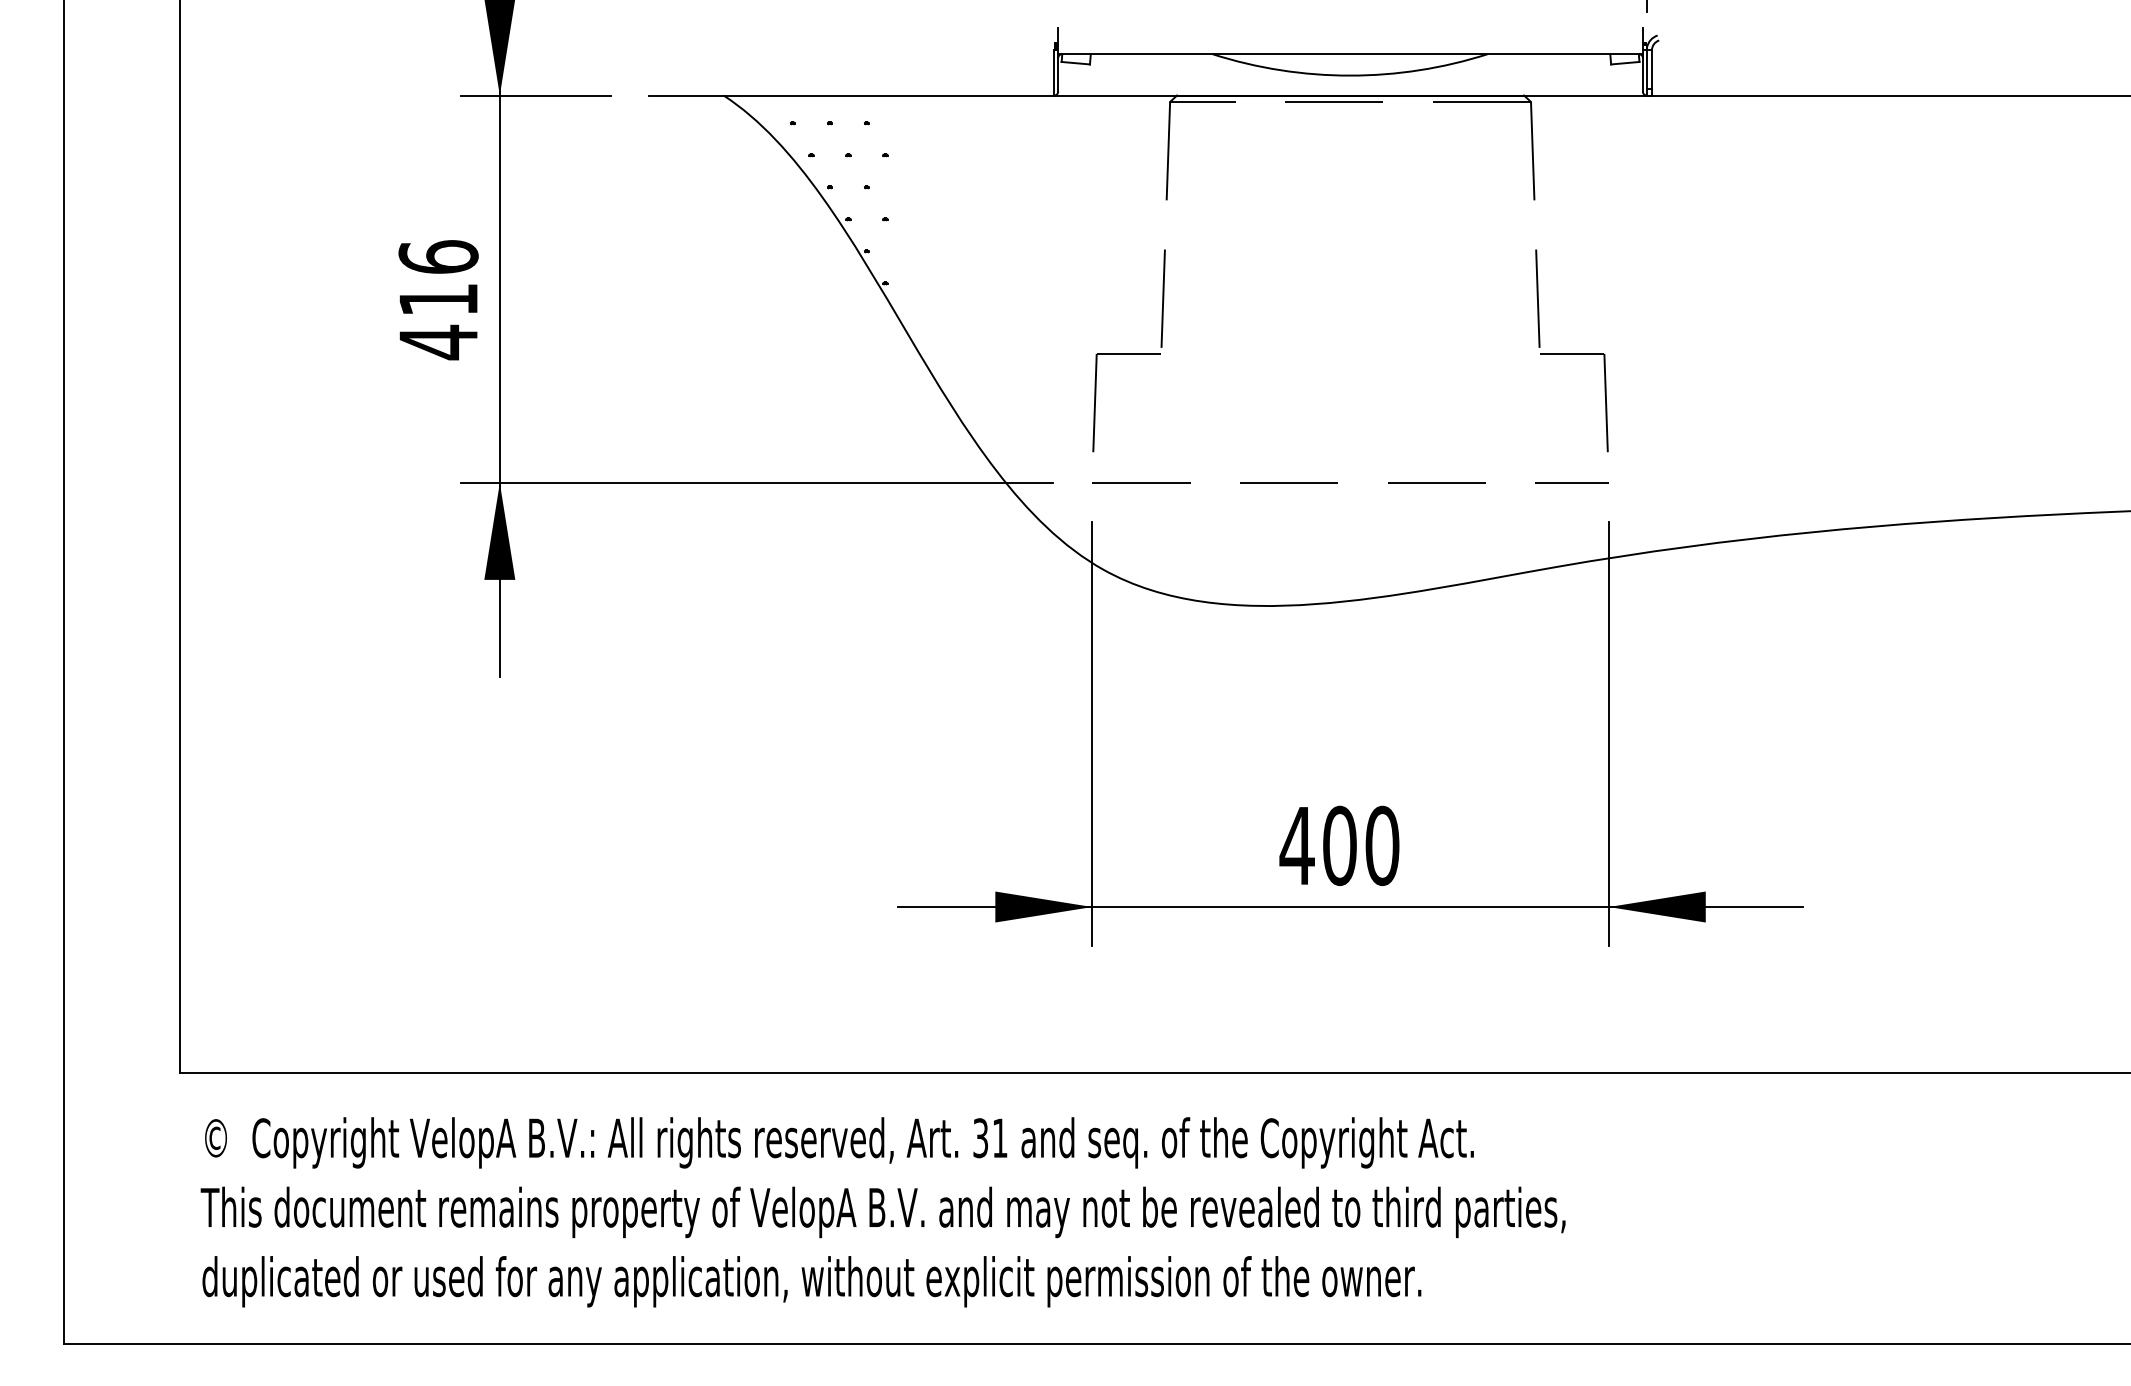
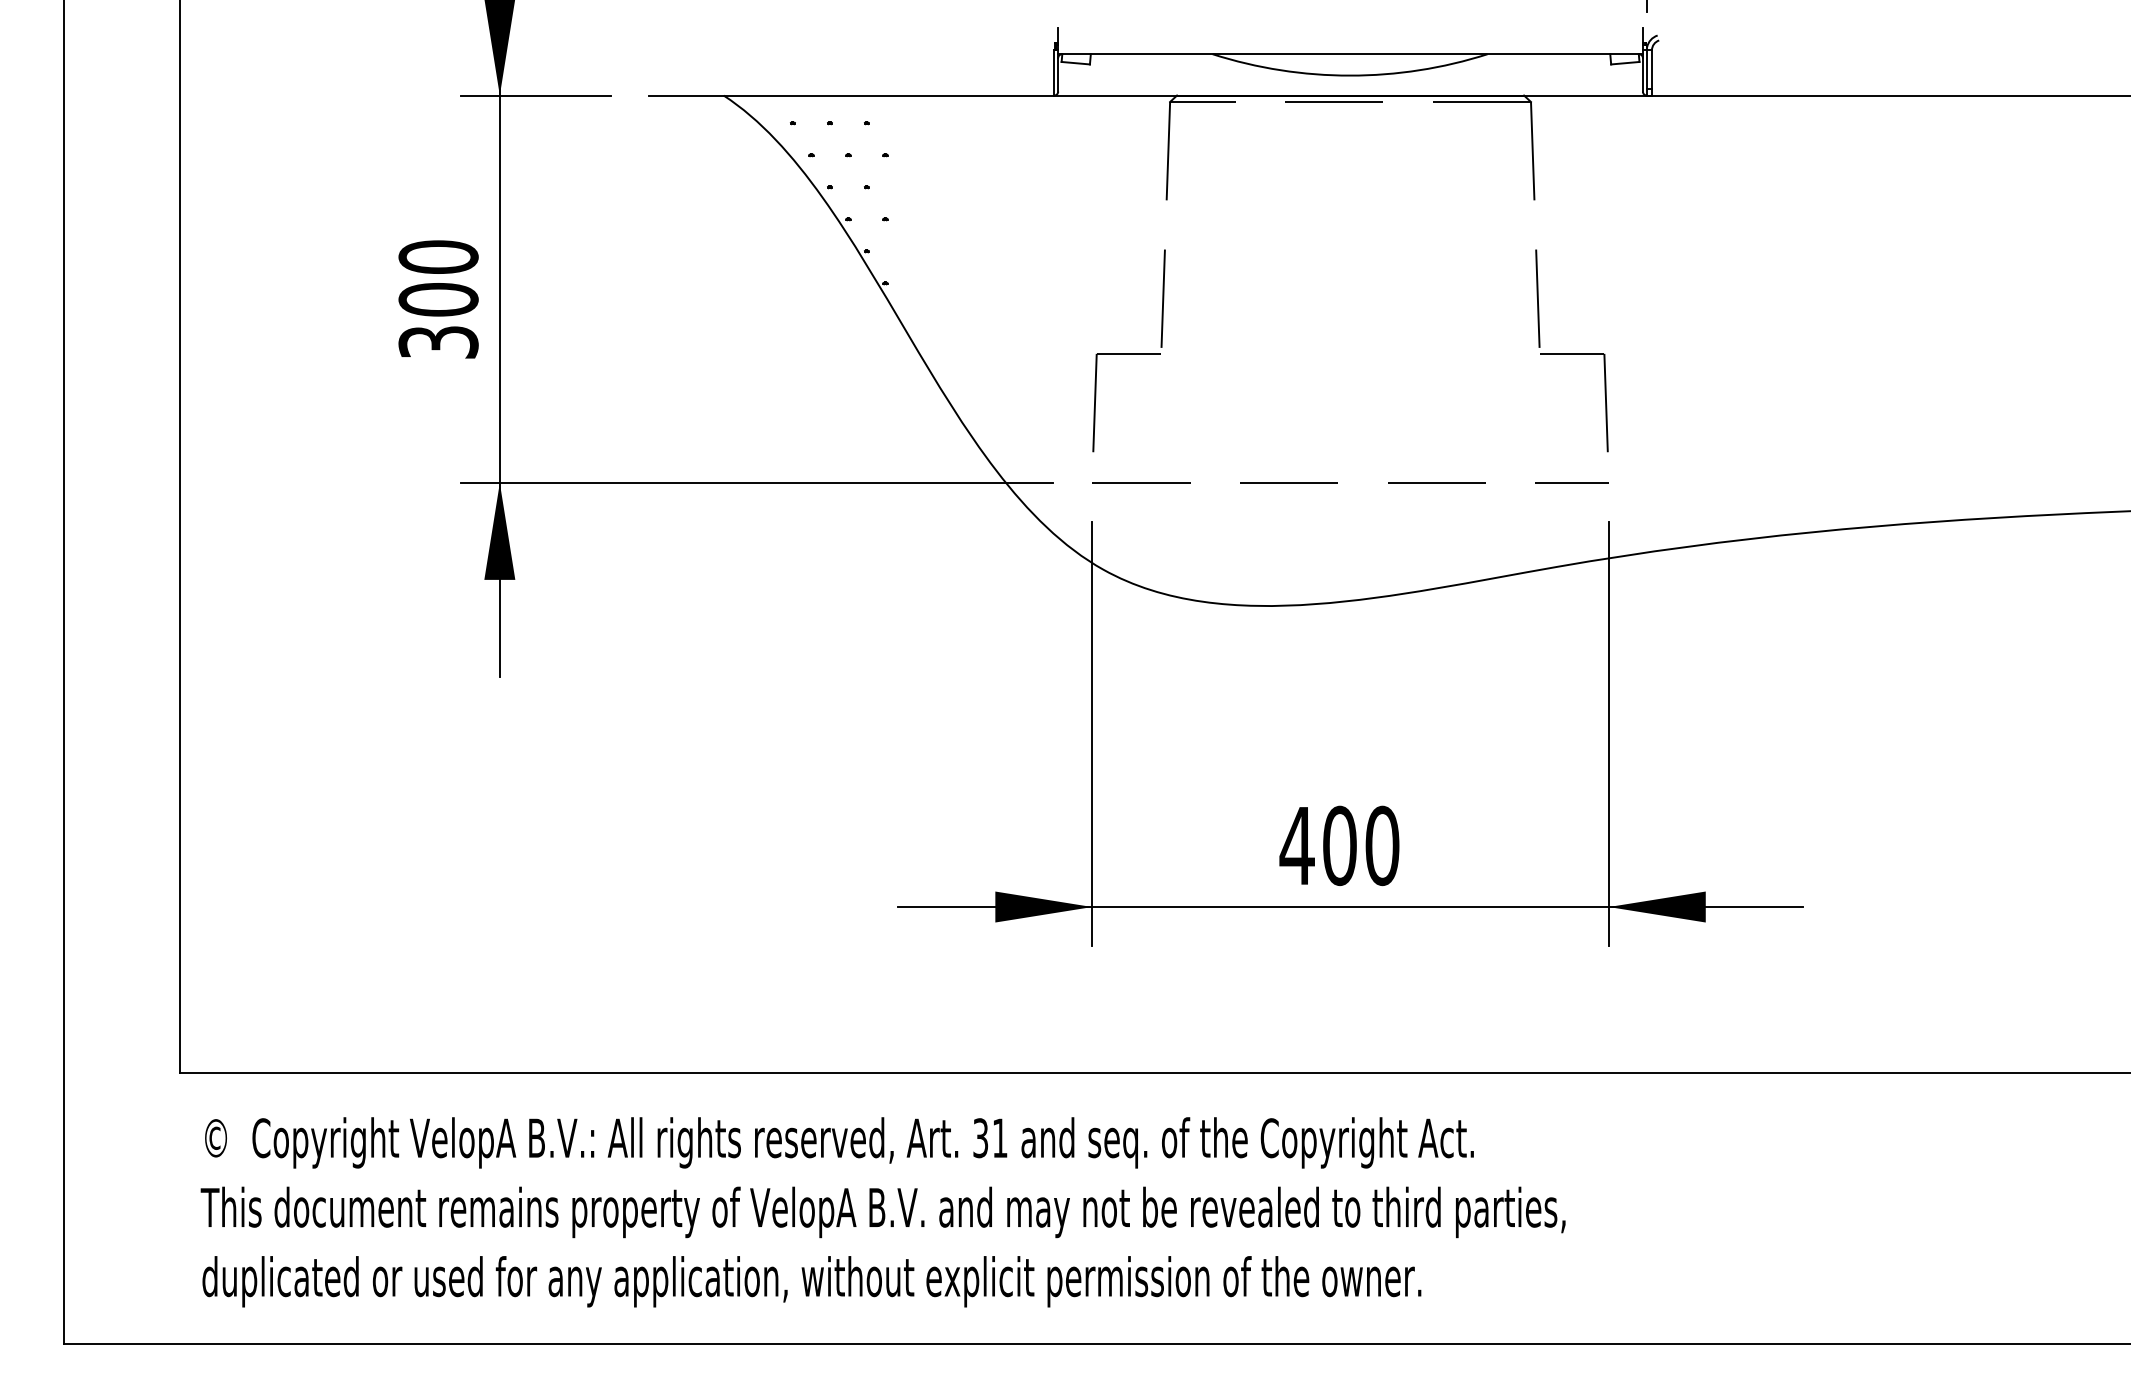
text: 416 -> 300 (438, 300)
